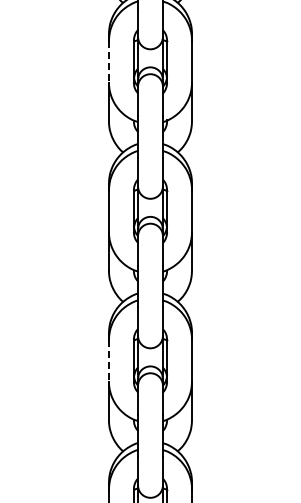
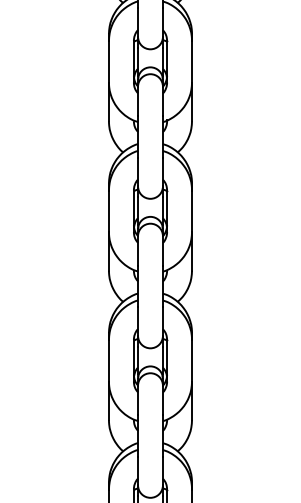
line: dashed -> solid (108, 61)
line: dashed -> solid (108, 360)
